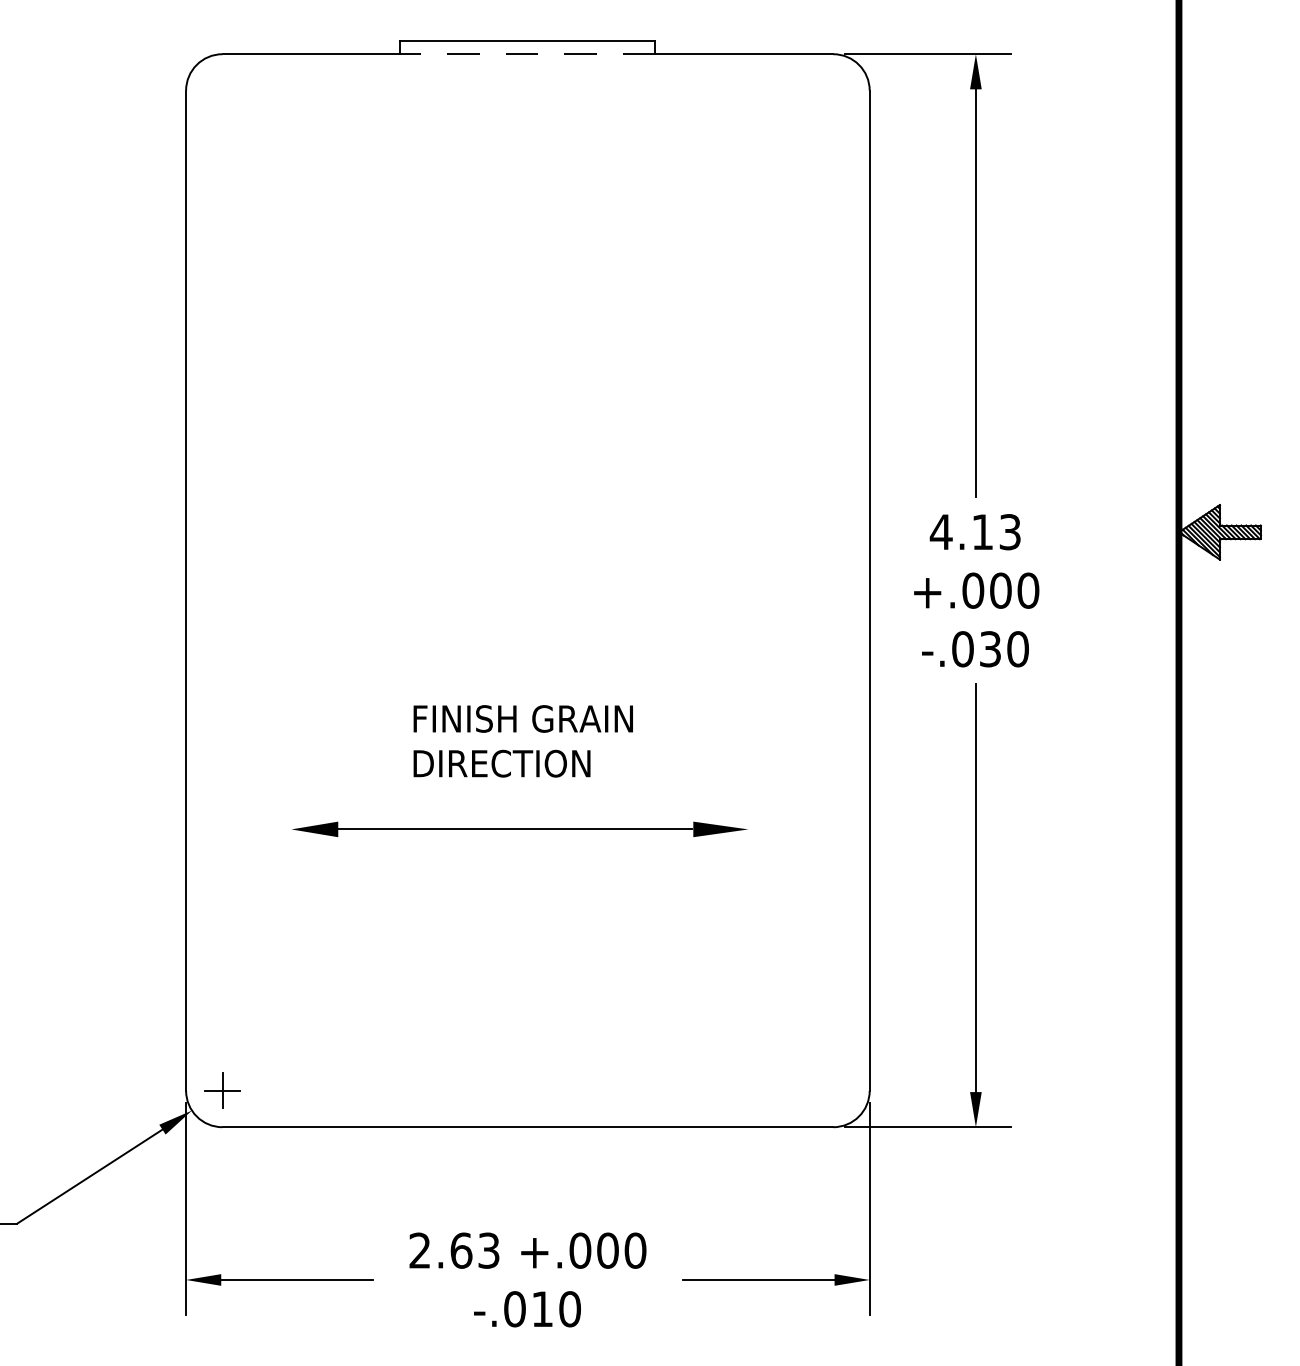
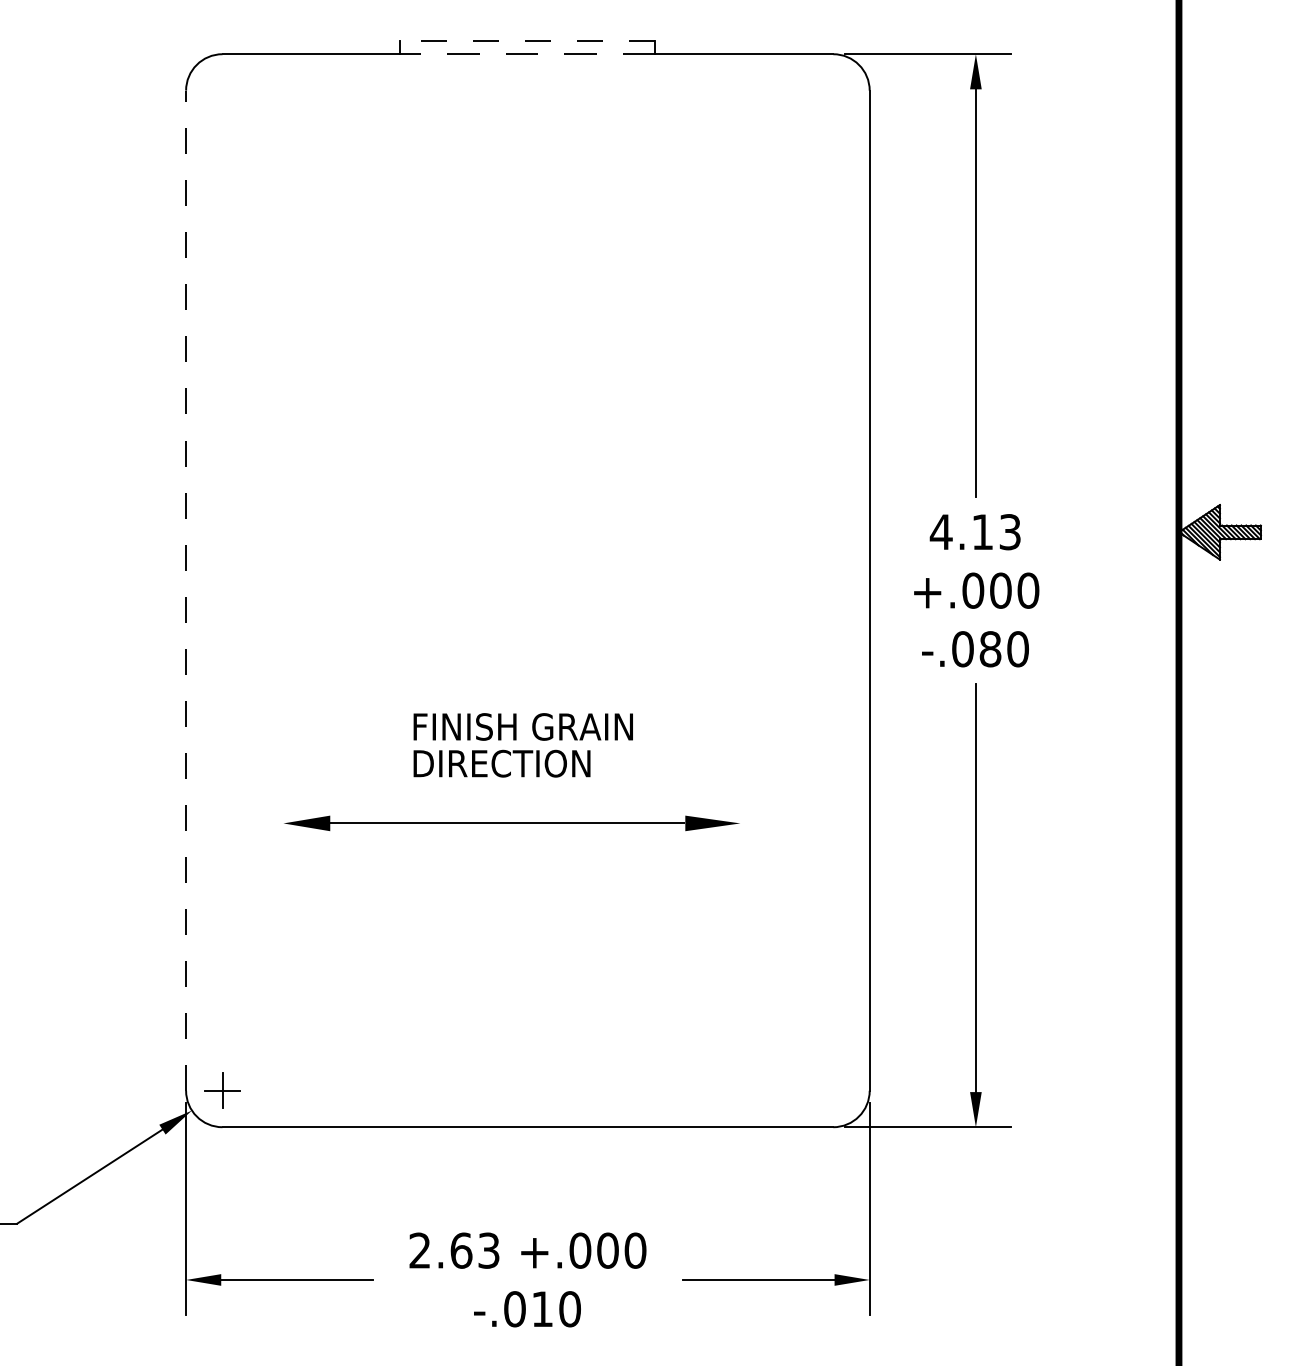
line: solid -> dashed (527, 41)
line: solid -> dashed (186, 590)
text: -.030 -> -.080 (990, 649)
text position: (522, 718) -> (522, 726) (522, 726)
part position: (519, 829) -> (511, 823) (511, 823)
